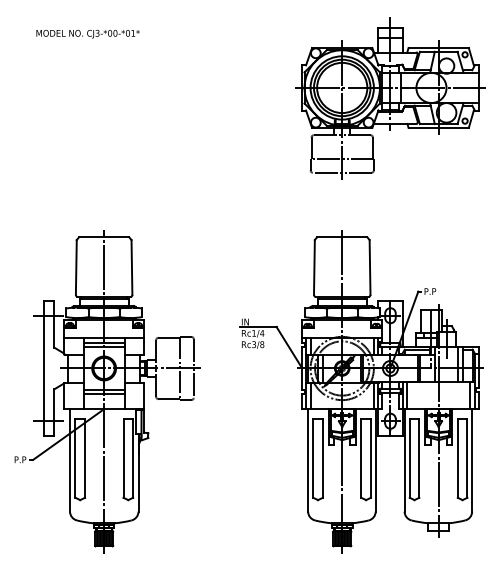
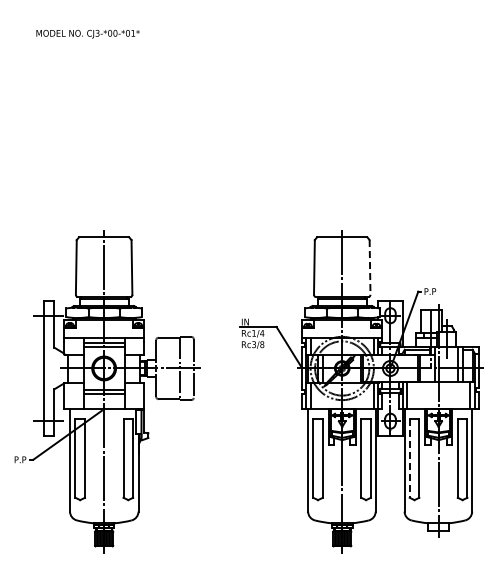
part: present -> none (390, 98)
line: solid -> dashed (370, 267)
line: solid -> dashed (409, 458)
